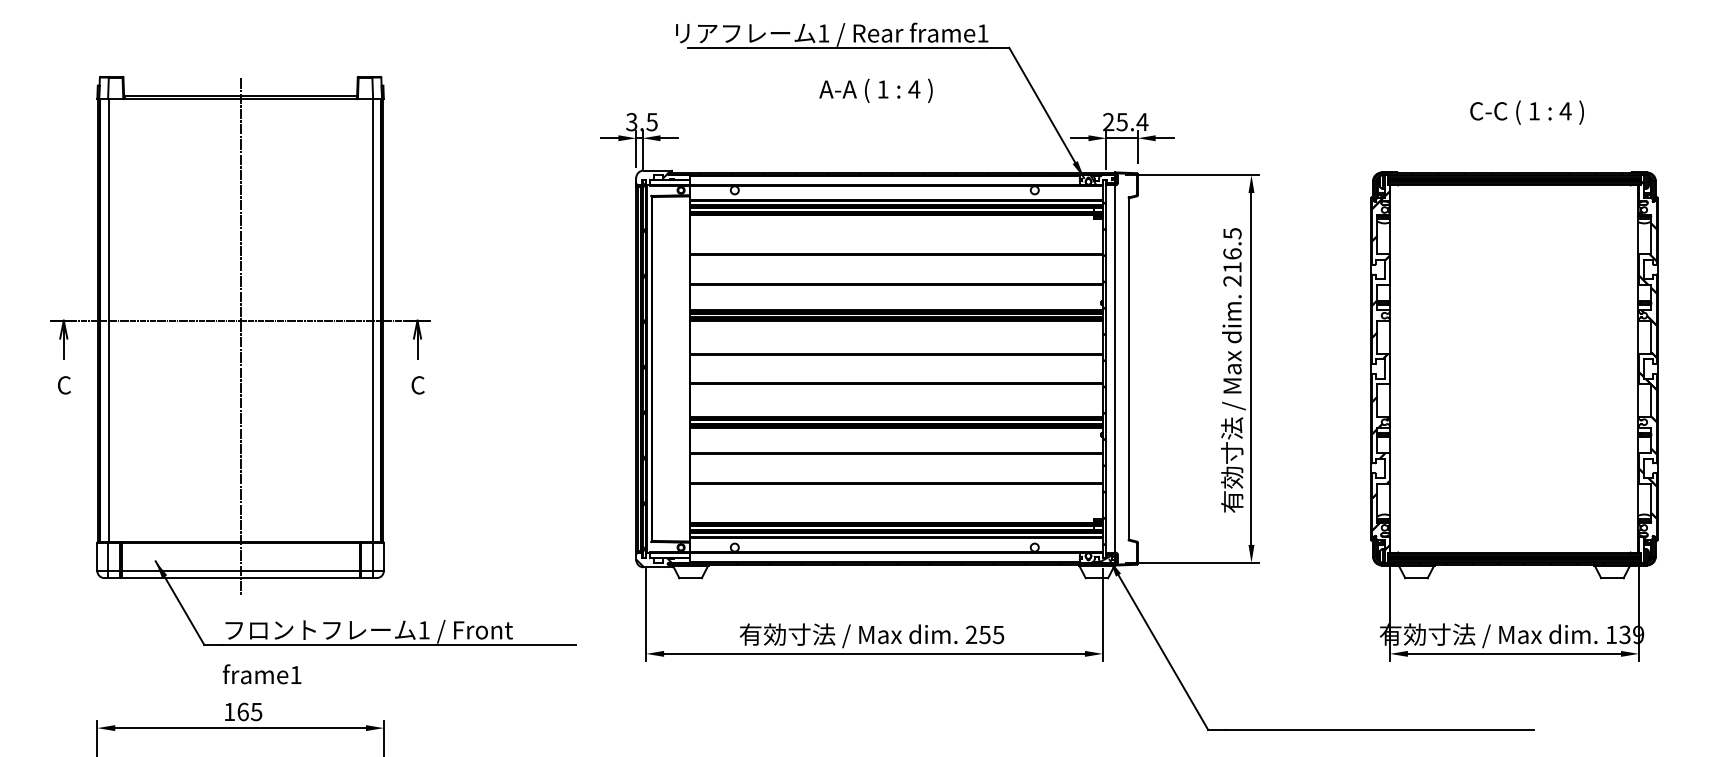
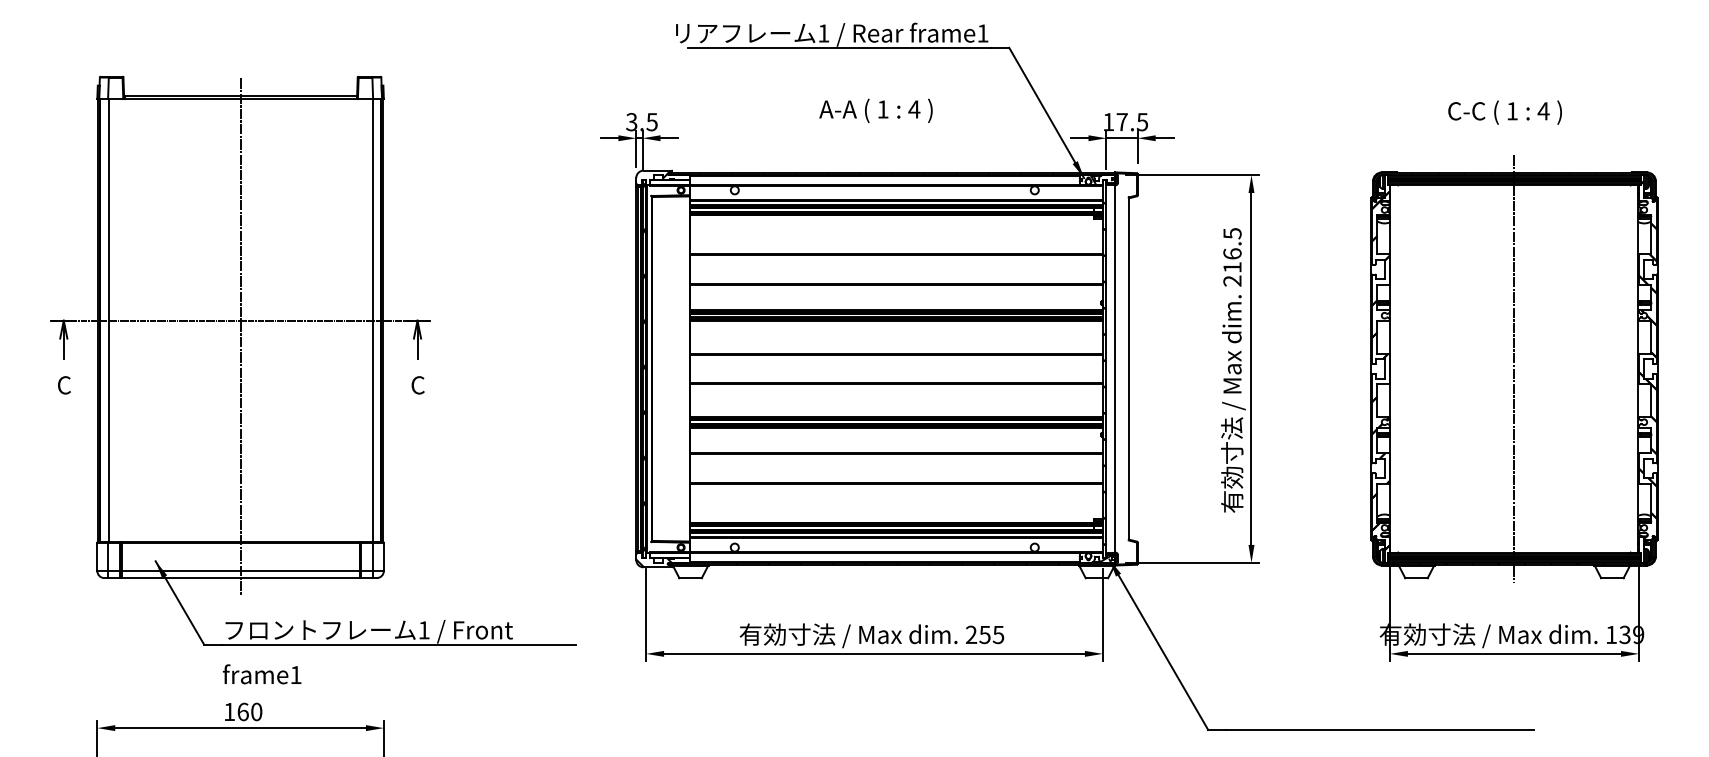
text position: (875, 90) -> (875, 110) (875, 110)
text position: (1526, 112) -> (1504, 112) (1504, 112)
text: 25.4 -> 17.5 (1125, 121)
line: none -> present (1514, 368)
text: 165 -> 160 (256, 711)
